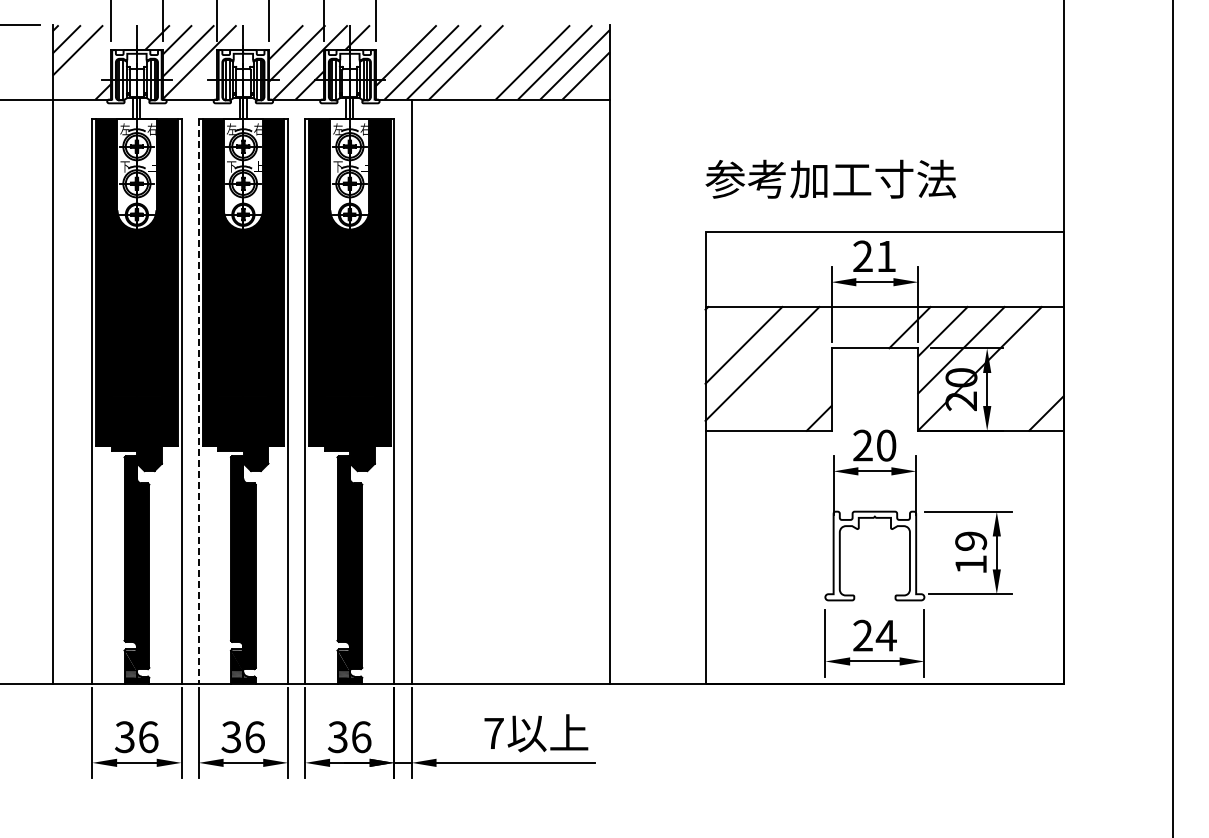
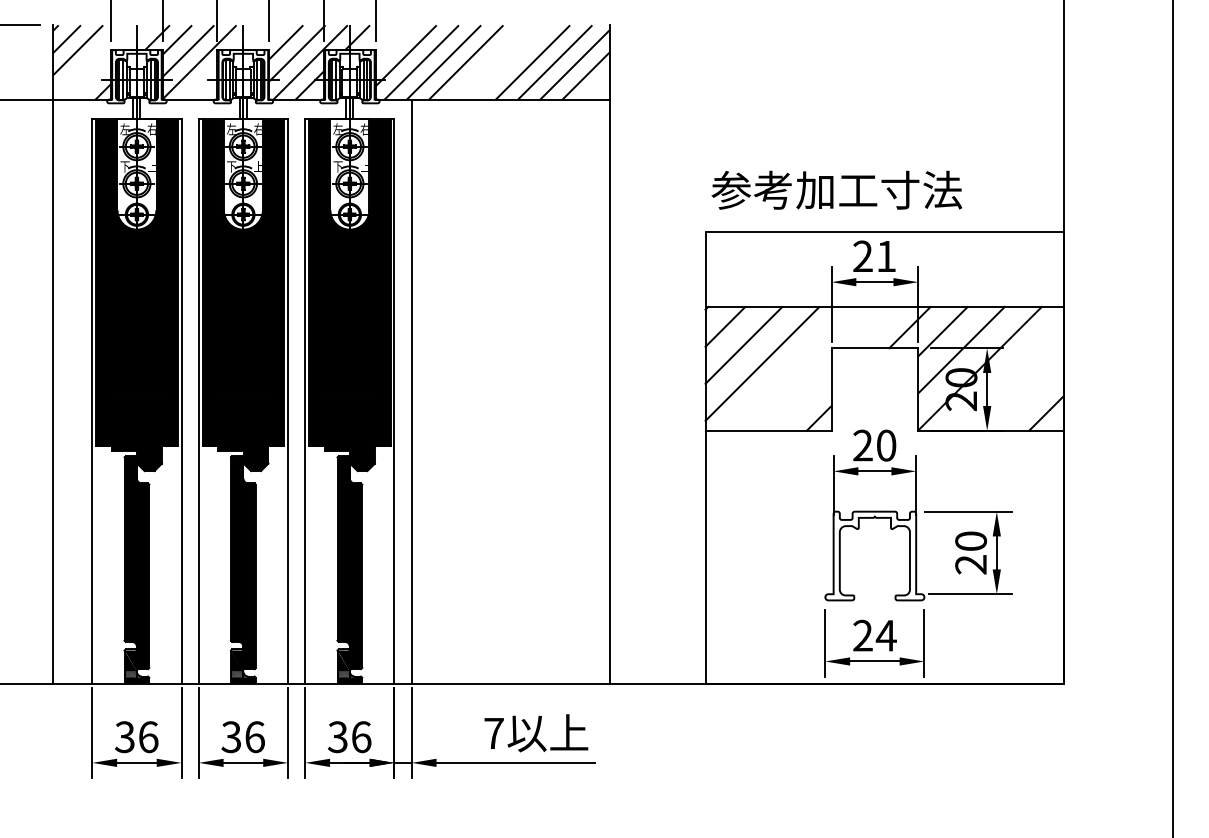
text position: (830, 178) -> (836, 189) (836, 189)
line: none -> present (725, 326)
line: dashed -> solid (198, 402)
text: 19 -> 20 (971, 552)
